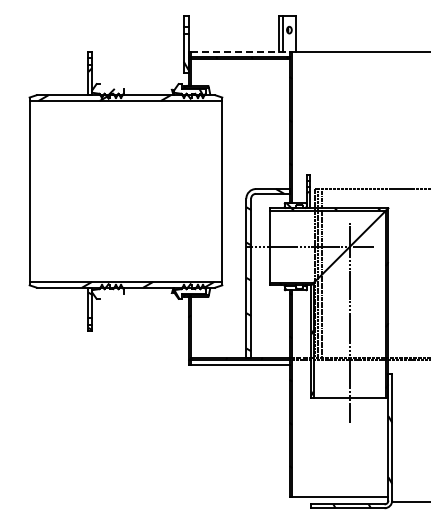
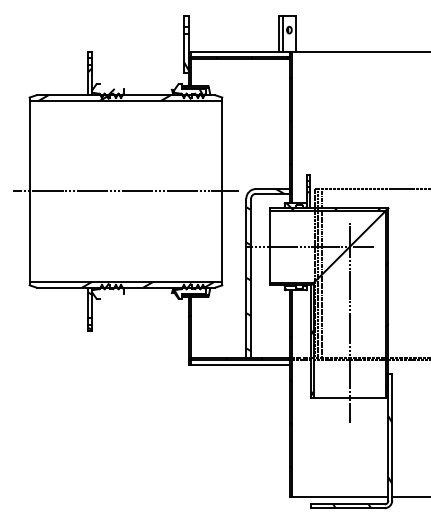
line: dashed -> solid (240, 51)
line: none -> present (125, 191)
line position: (409, 502) -> (409, 497) (409, 497)
